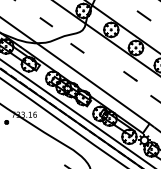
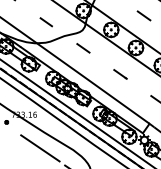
line position: (77, 48) -> (83, 48) (83, 48)
line position: (130, 76) -> (120, 74) (120, 74)
line: none -> present (40, 148)
